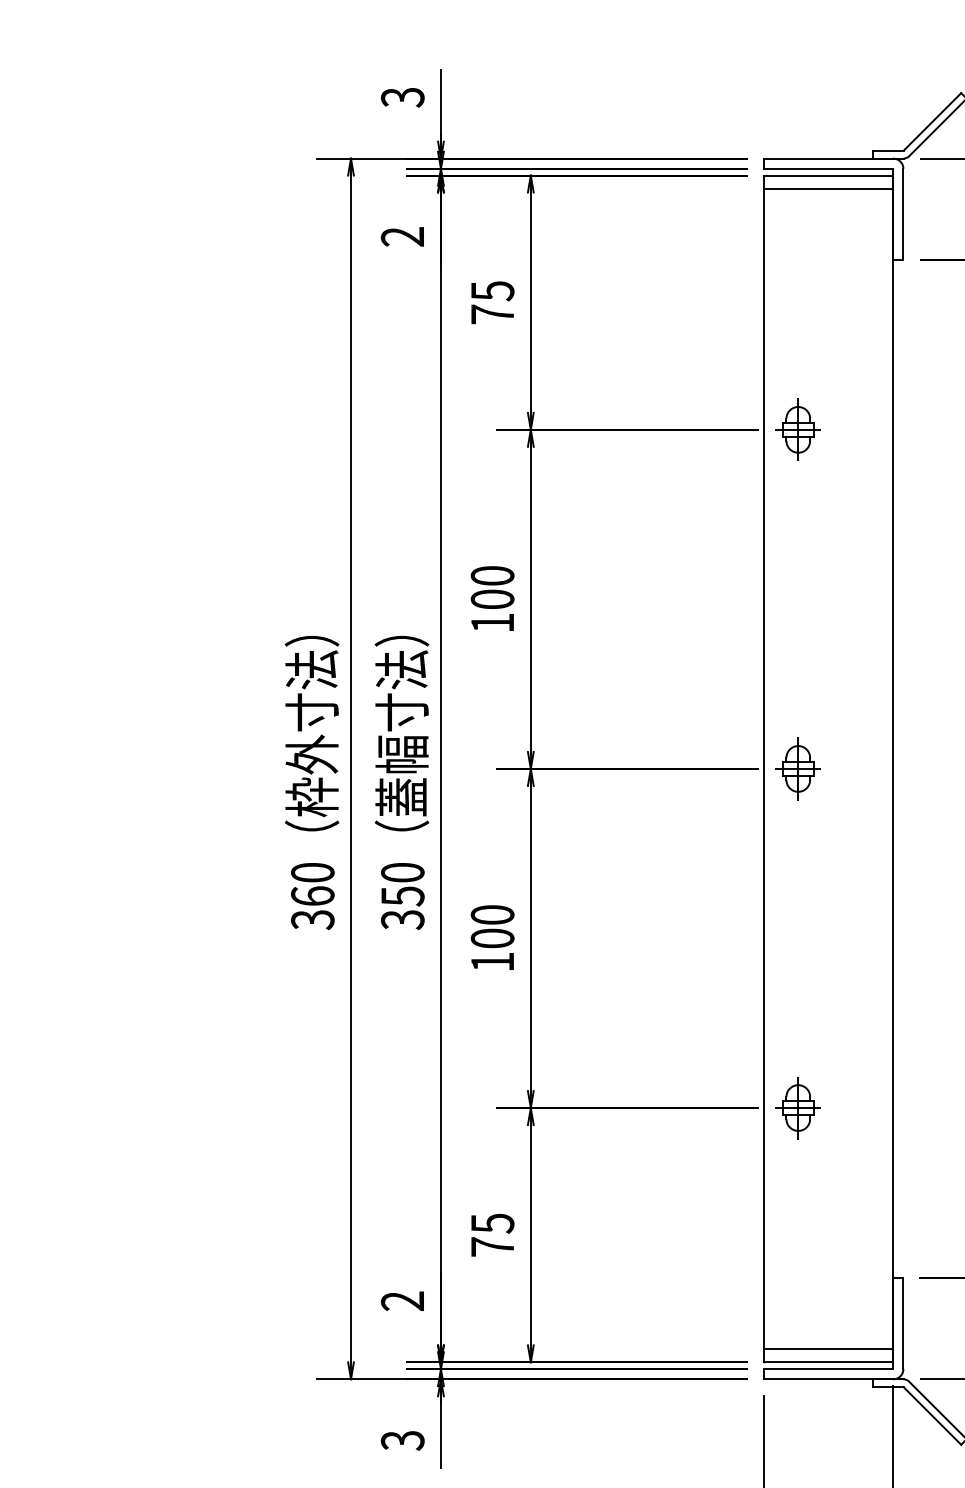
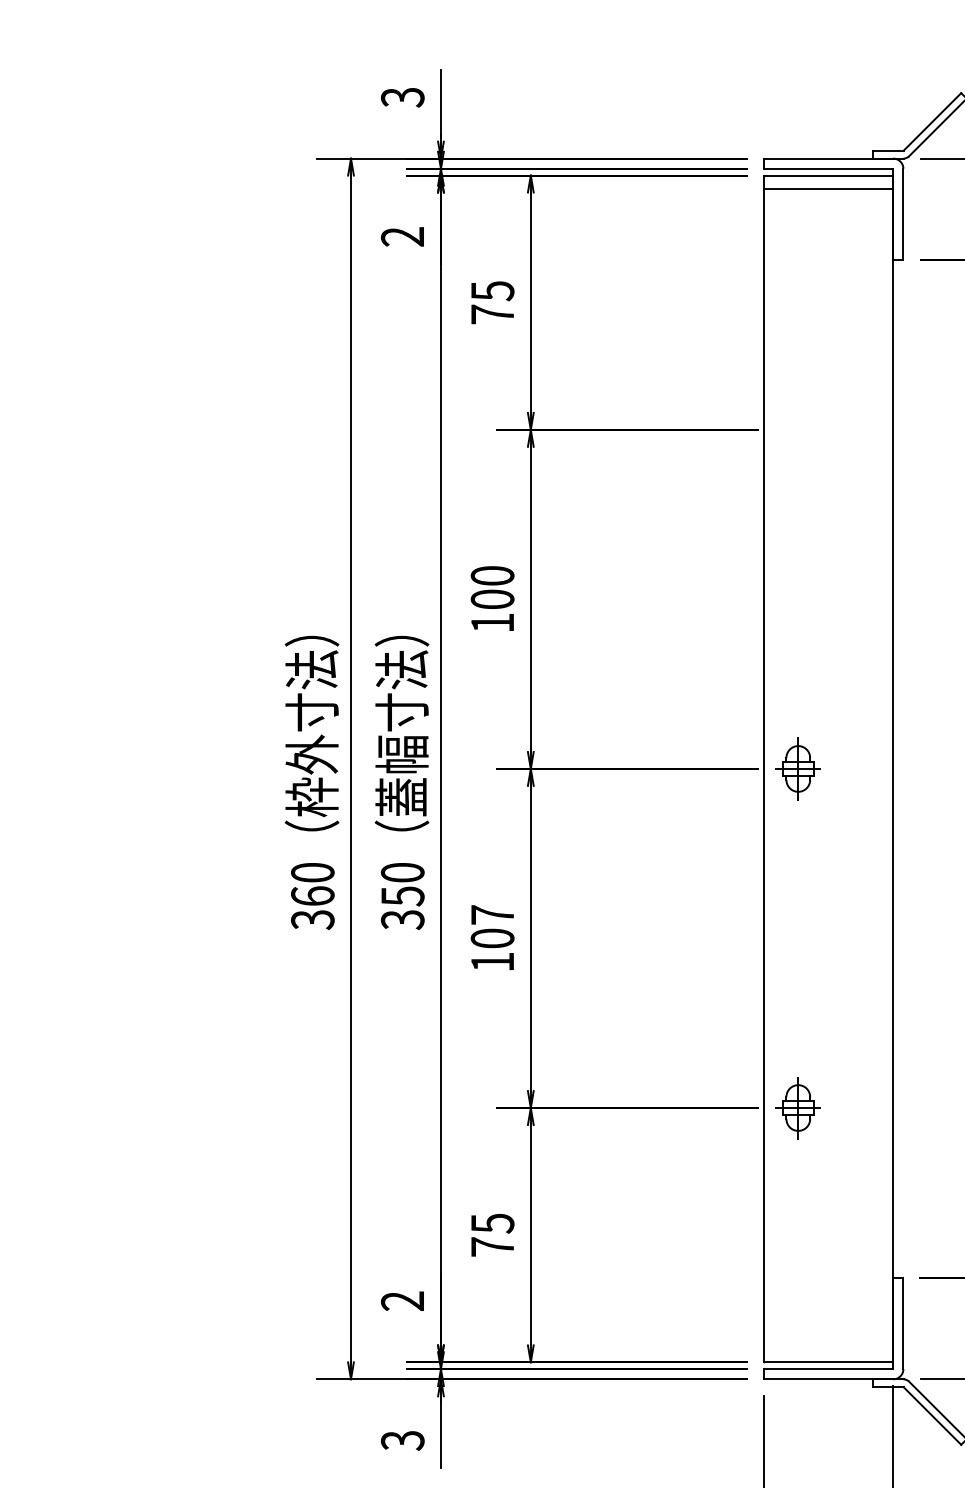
part: present -> none (797, 429)
text: 100 -> 107 (492, 914)
line: present -> none (828, 1348)
